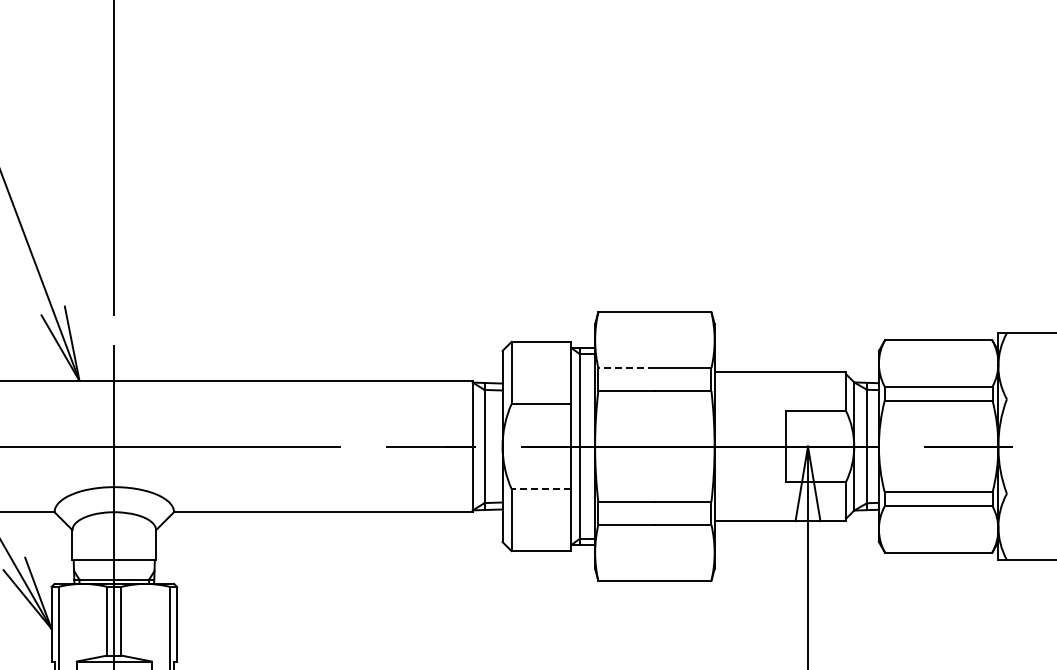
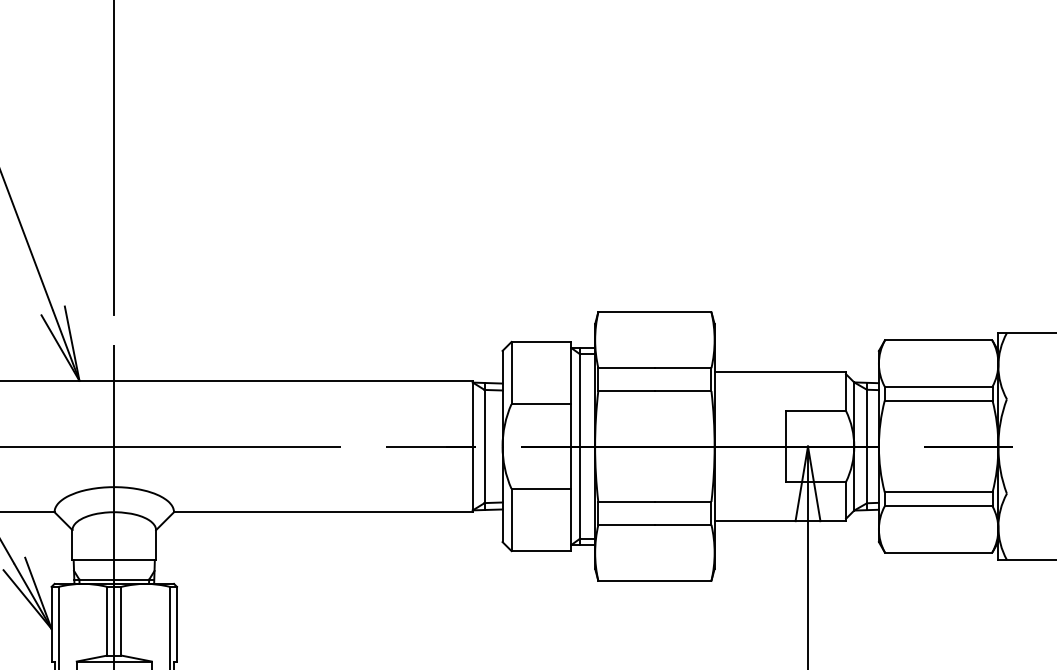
line: dashed -> solid (626, 368)
line: dashed -> solid (541, 488)
